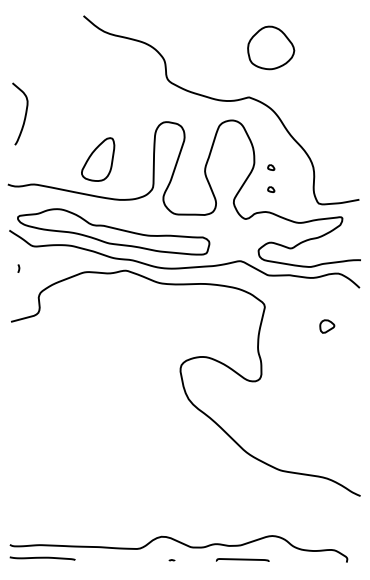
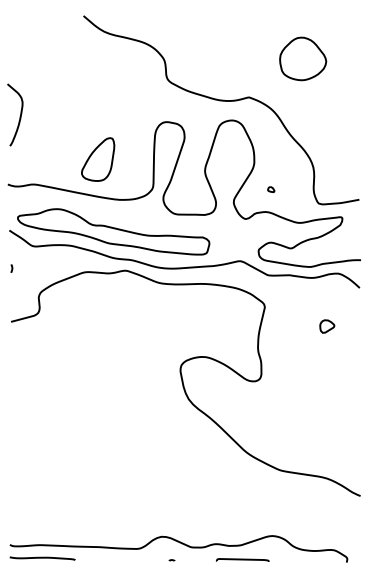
part position: (271, 47) -> (303, 58) (303, 58)
curve position: (24, 115) -> (19, 116) (19, 116)
part: present -> none (271, 167)
line position: (18, 268) -> (11, 268) (11, 268)
